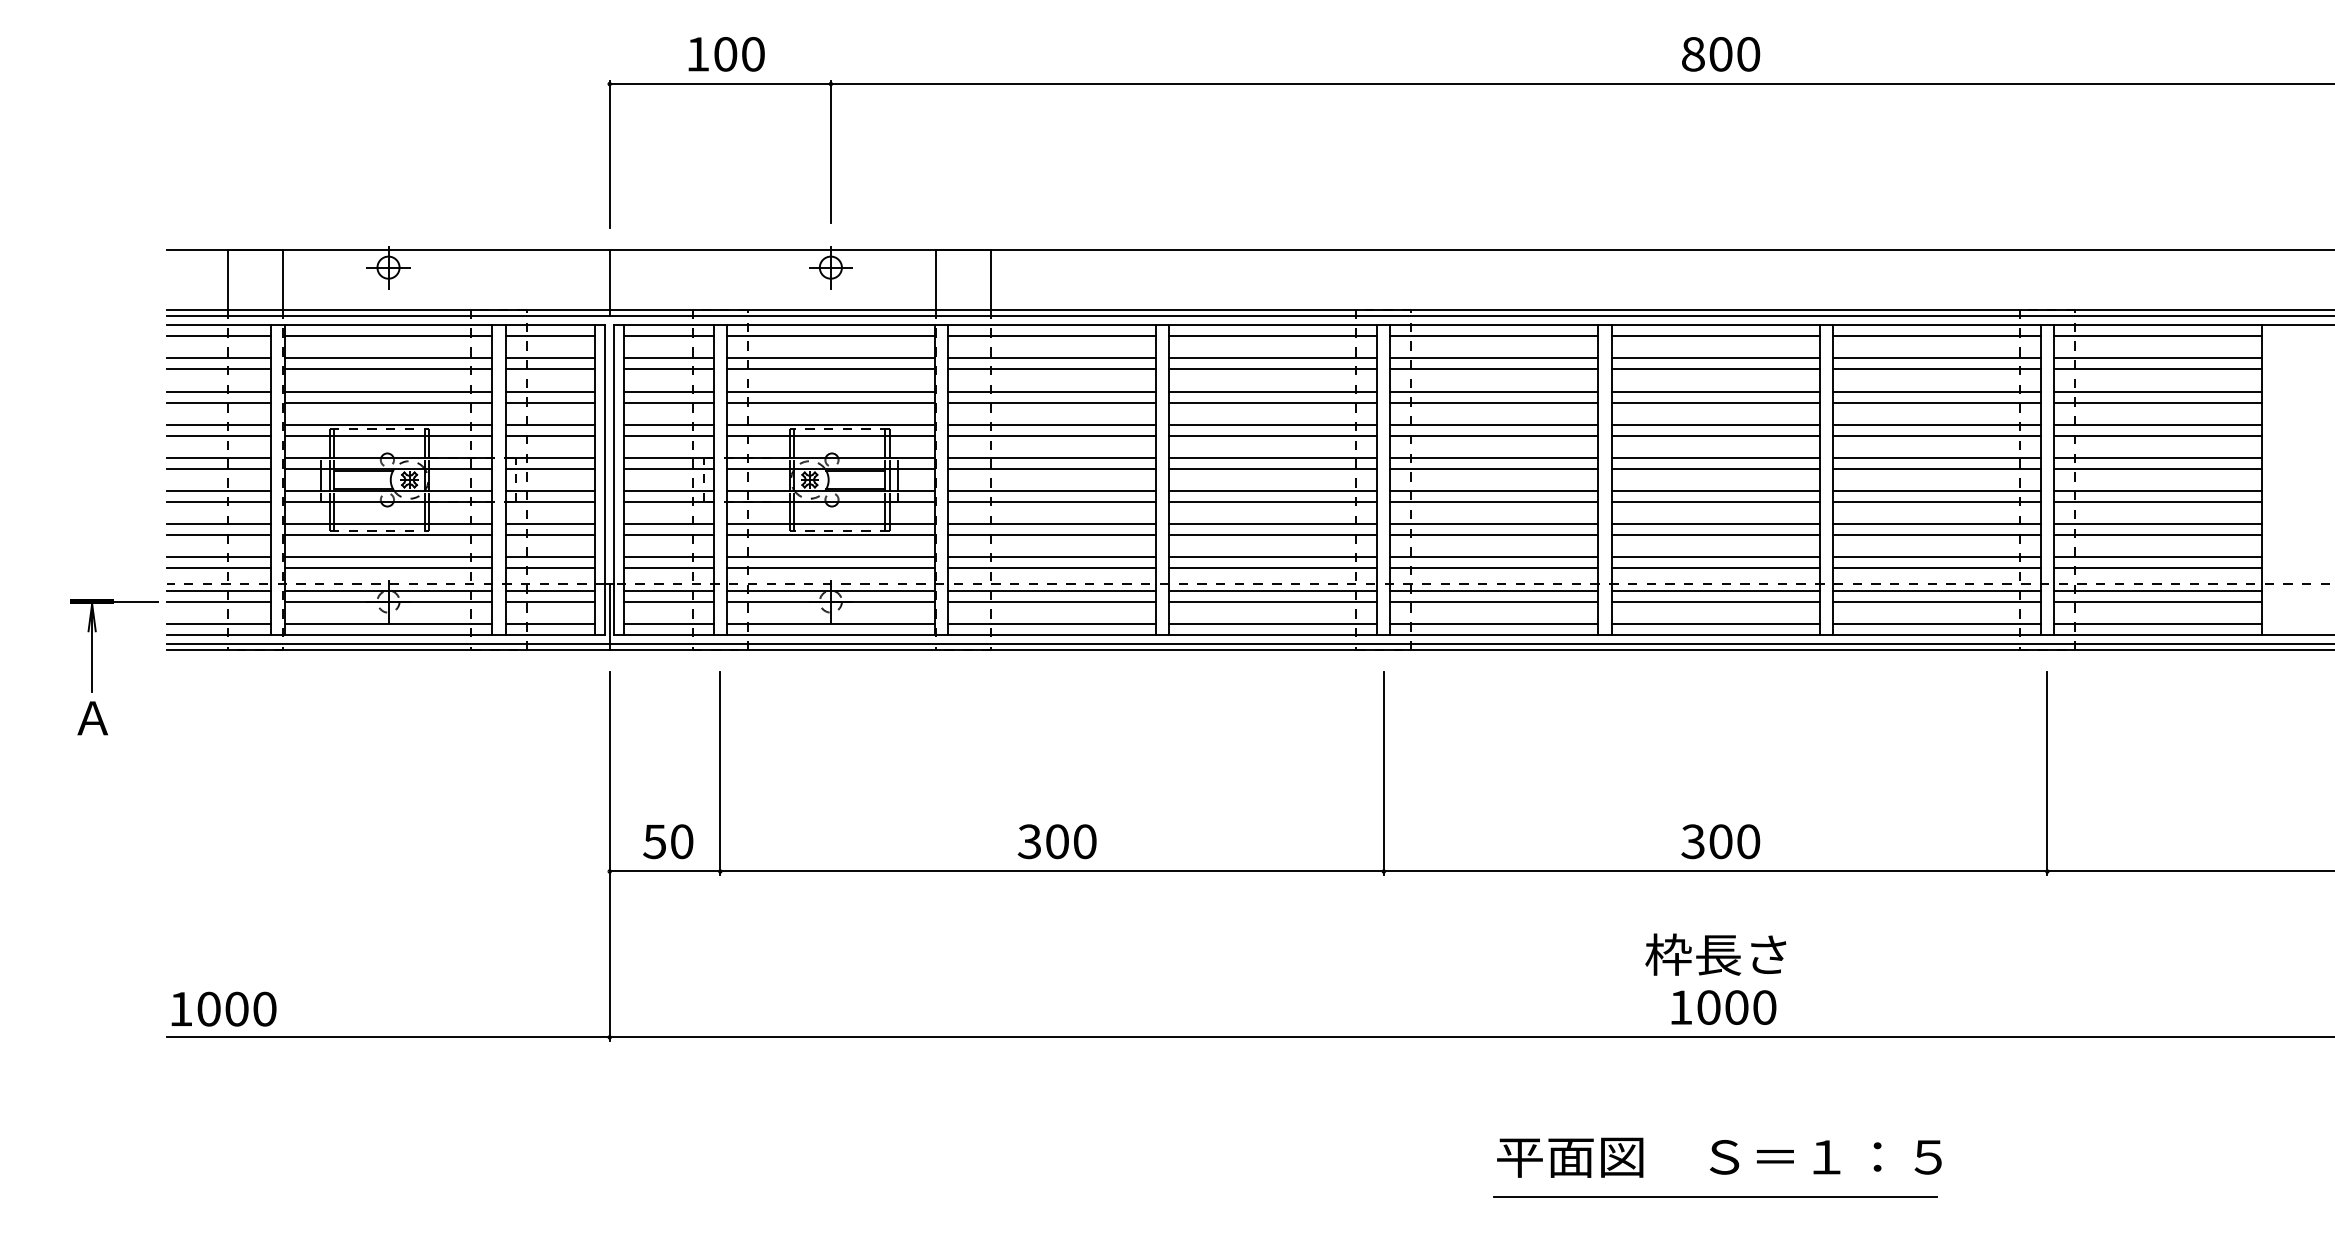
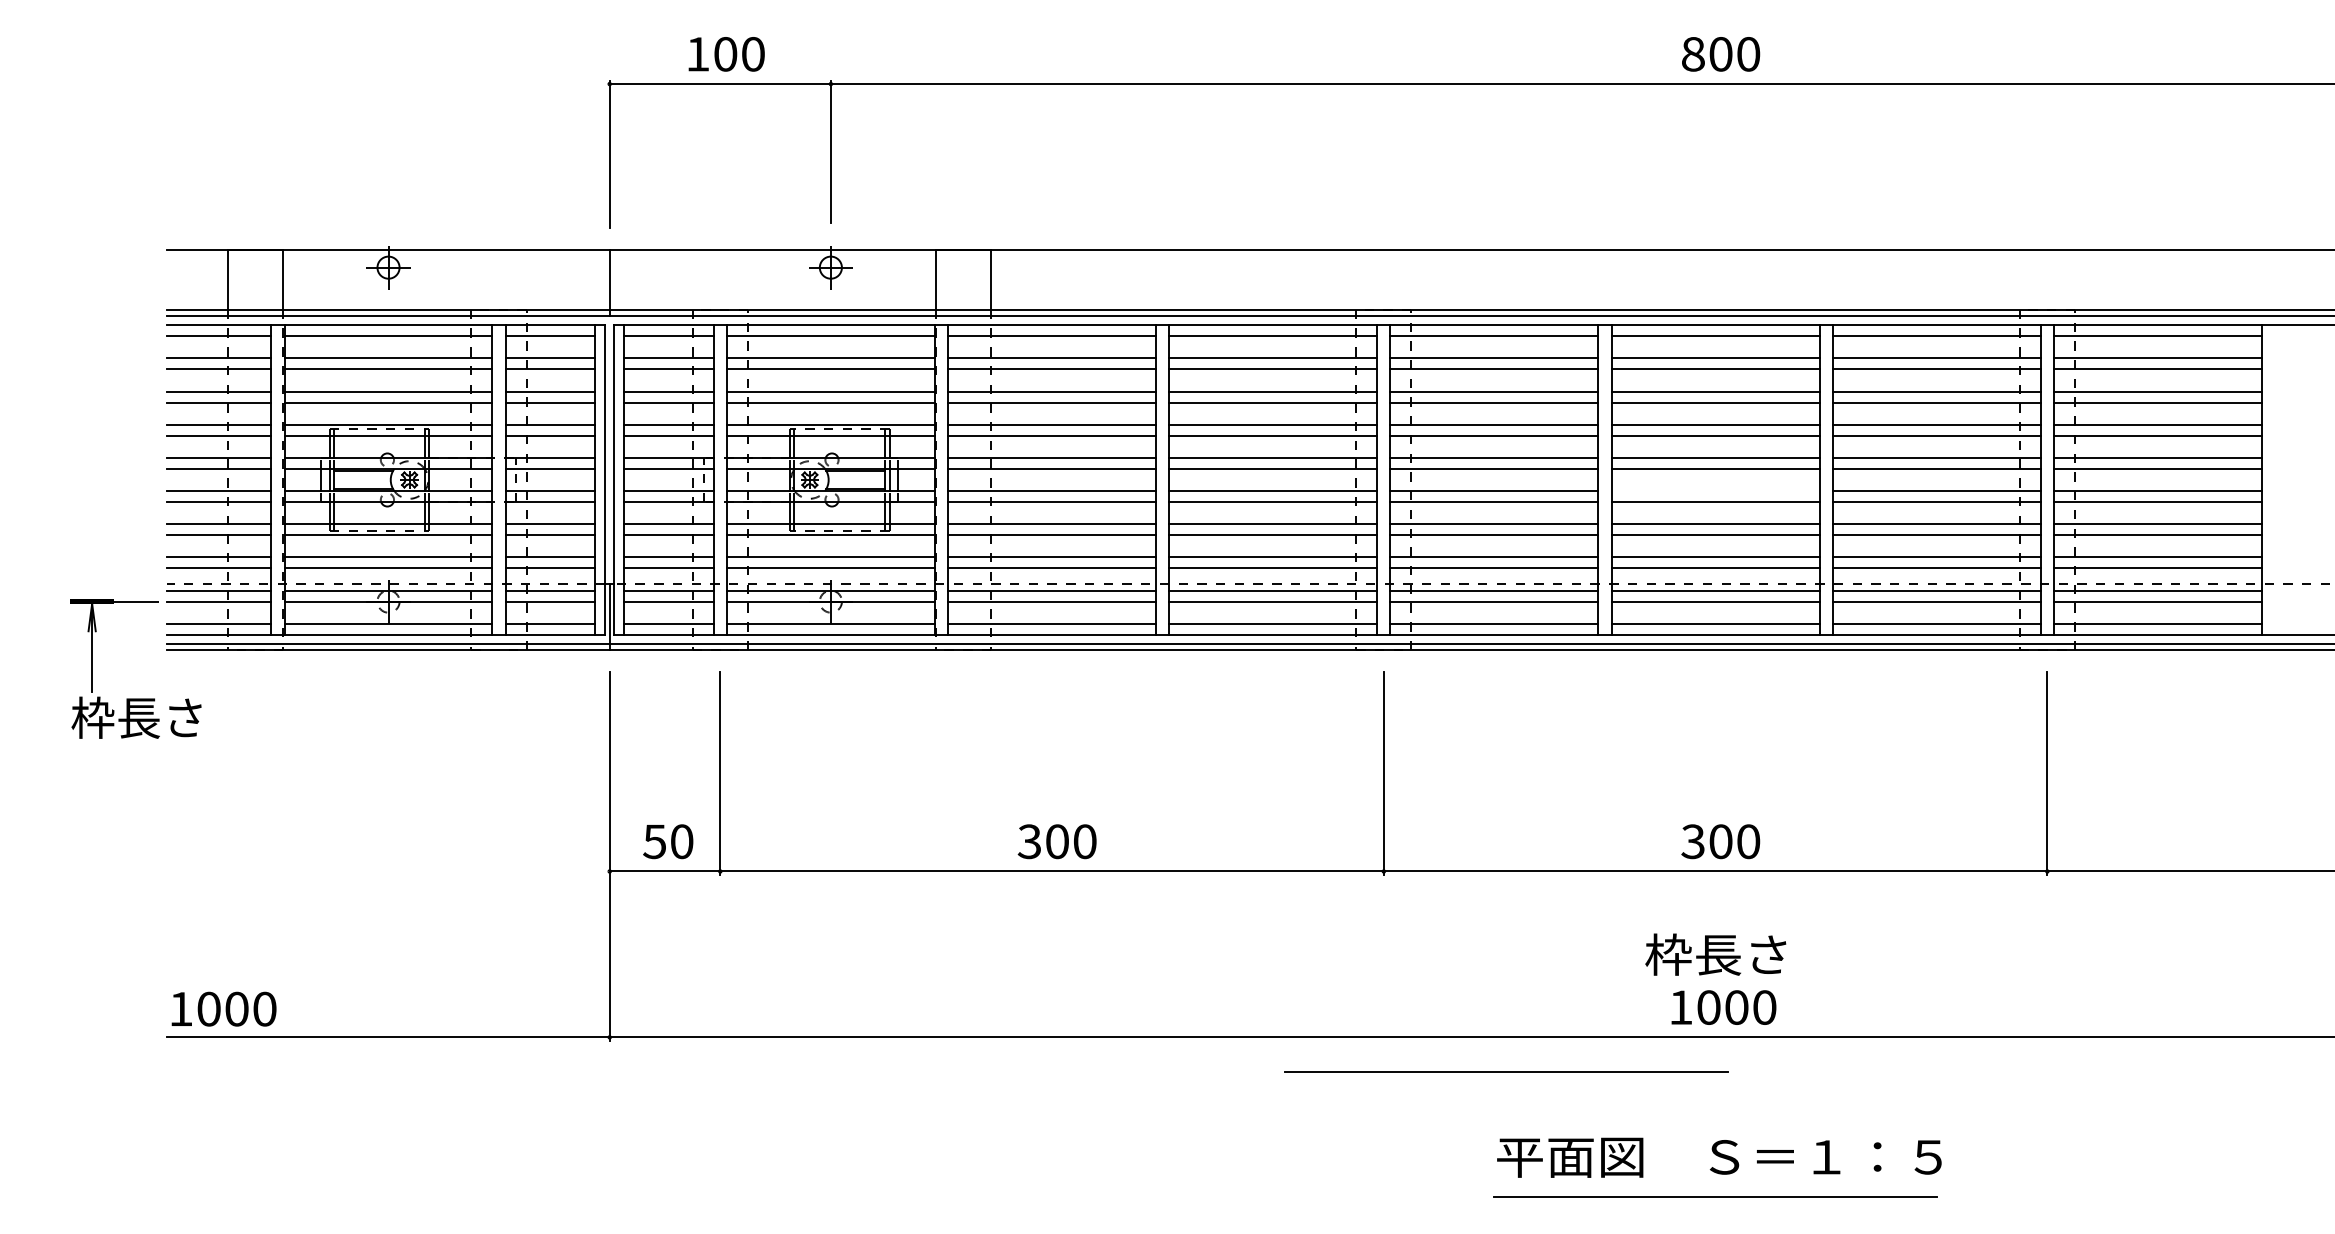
line: present -> none (1715, 491)
text: Ａ -> 枠長さ (136, 717)
line: none -> present (1506, 1071)
